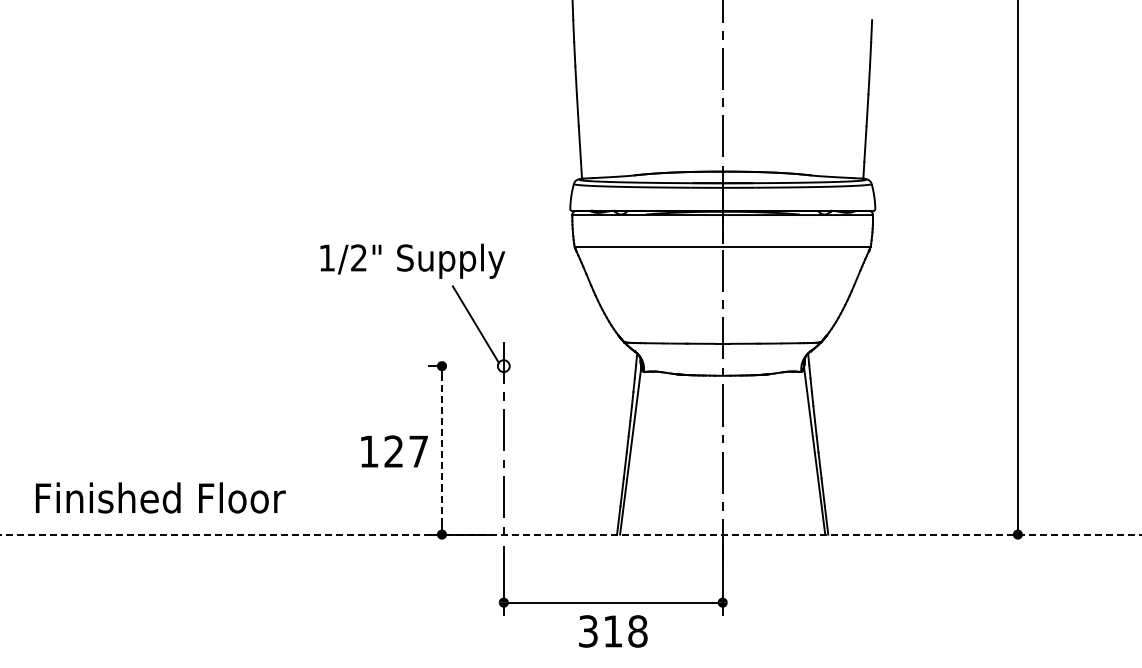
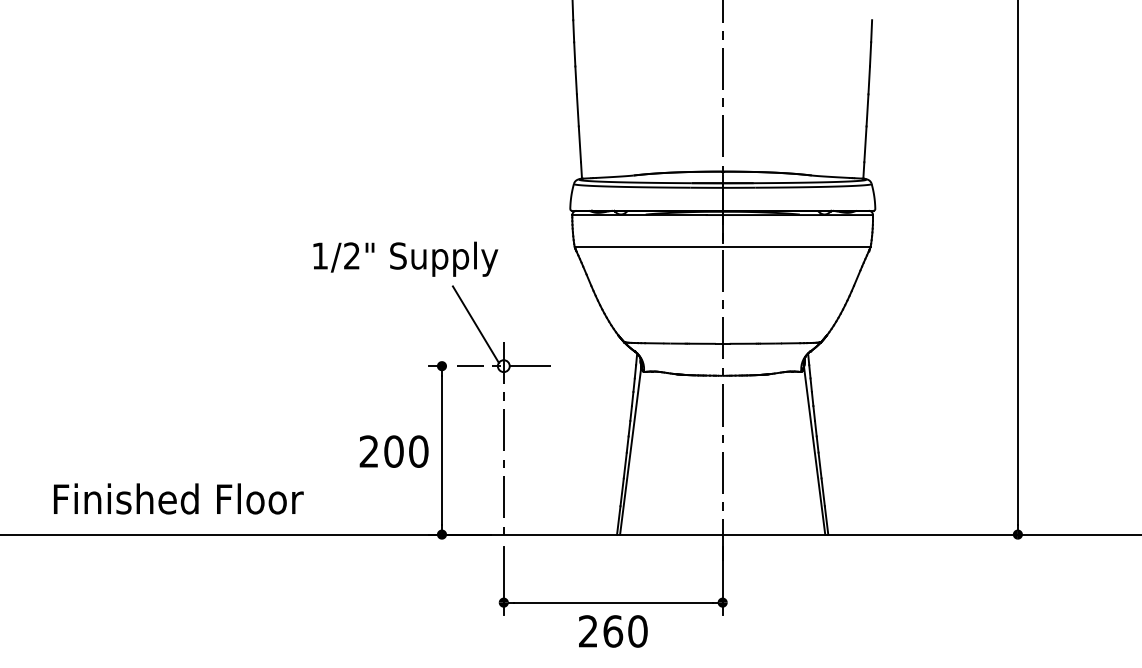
text position: (412, 260) -> (405, 258) (405, 258)
line: none -> present (503, 366)
line: dashed -> solid (441, 449)
text: 127 -> 200 (393, 451)
text position: (160, 497) -> (178, 498) (178, 498)
line: dashed -> solid (571, 534)
text: 318 -> 260 (613, 631)
